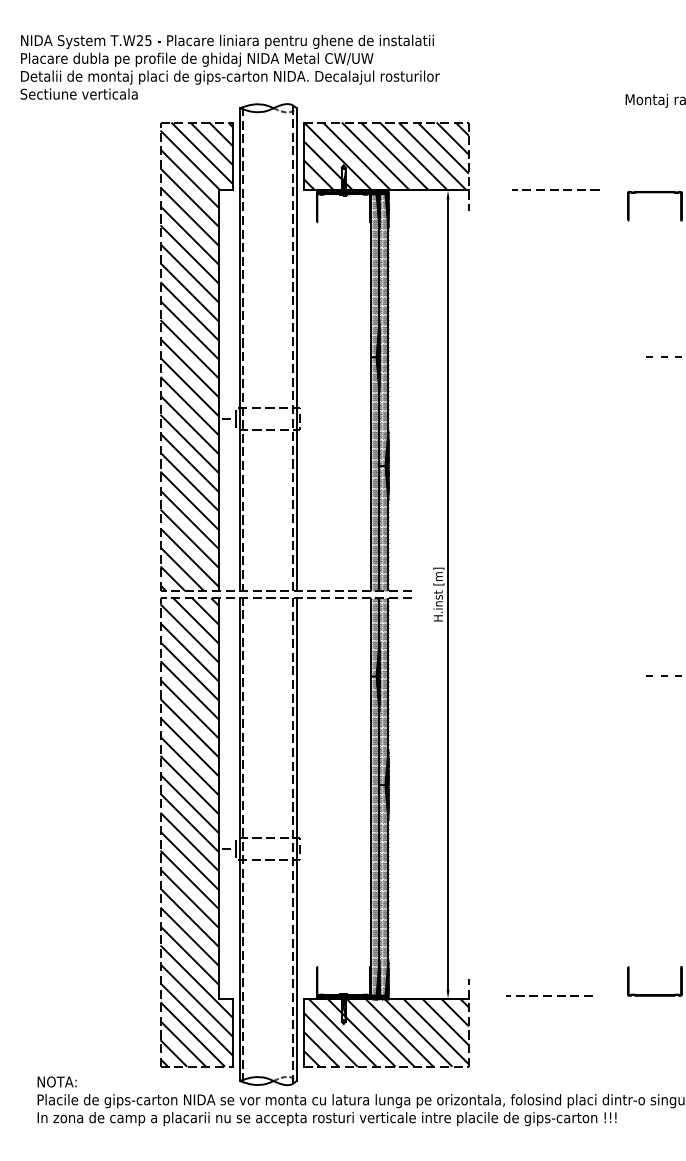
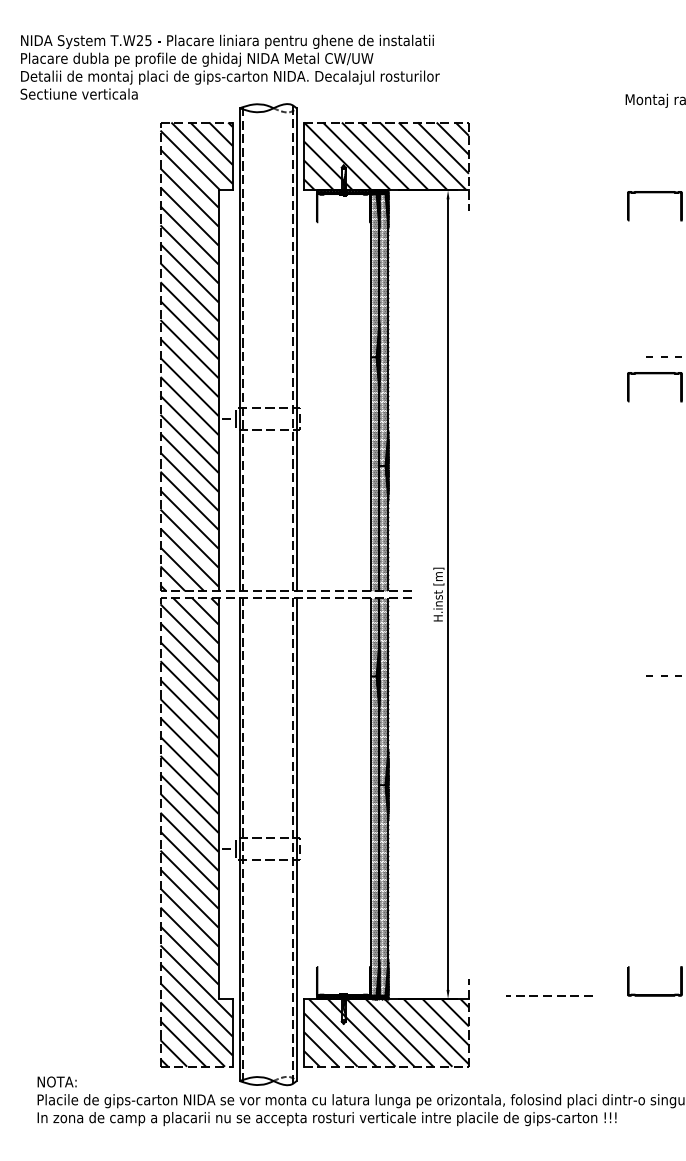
line: present -> none (555, 189)
part: none -> present (654, 374)
